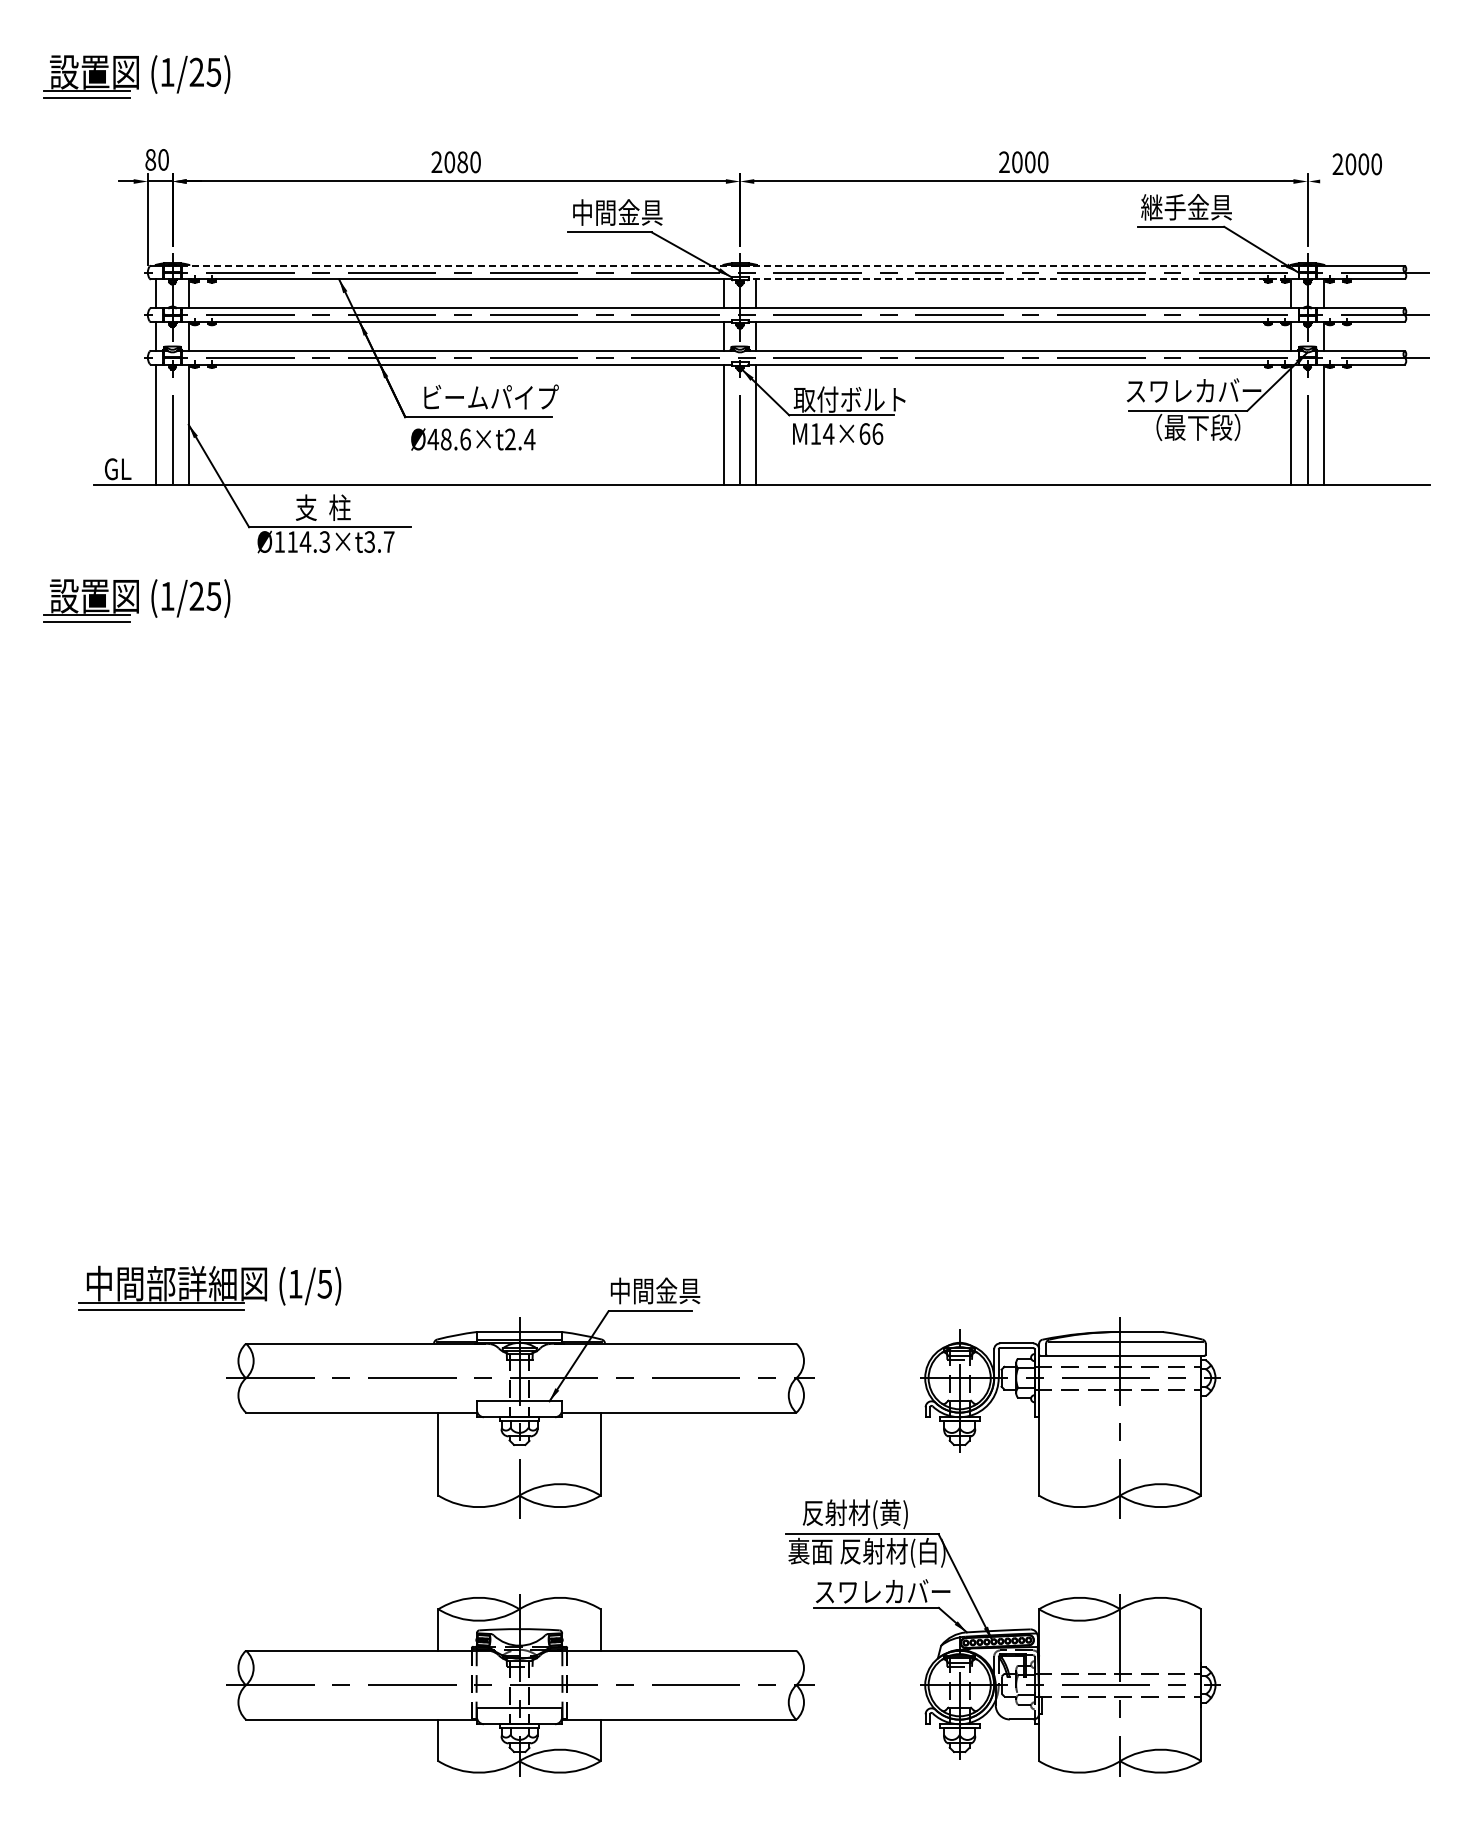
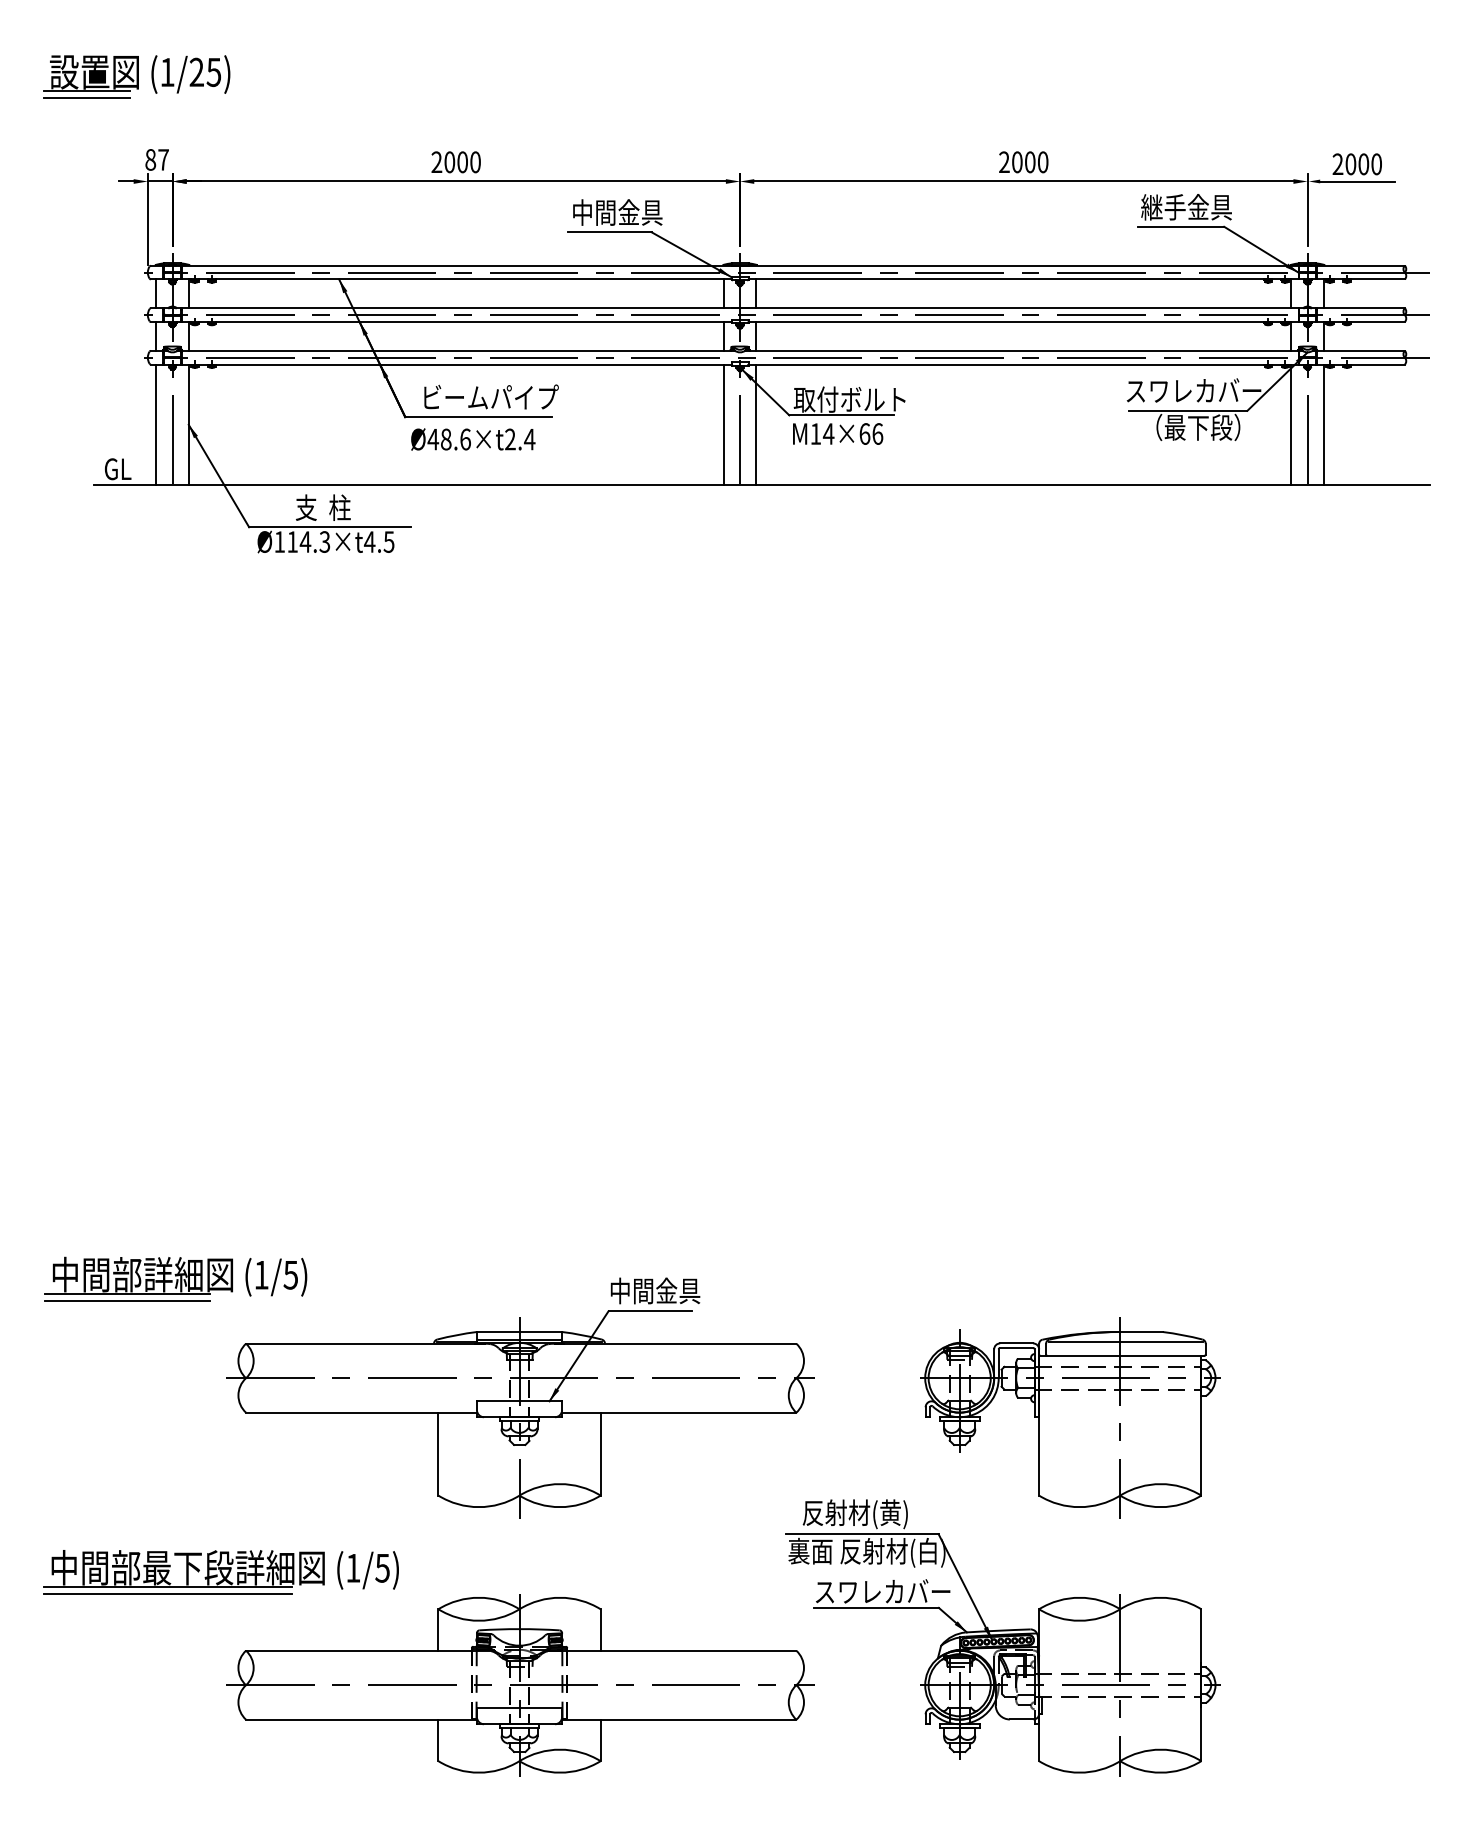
text: 80 -> 87 (163, 159)
text: 2080 -> 2000 (462, 162)
line: none -> present (1357, 181)
line: dashed -> solid (739, 265)
line: dashed -> solid (1023, 279)
text: Ø114.3×t3.7 -> Ø114.3×t4.5 (378, 541)
part: present -> none (136, 600)
part position: (209, 1287) -> (175, 1278) (175, 1278)
part: none -> present (220, 1572)
